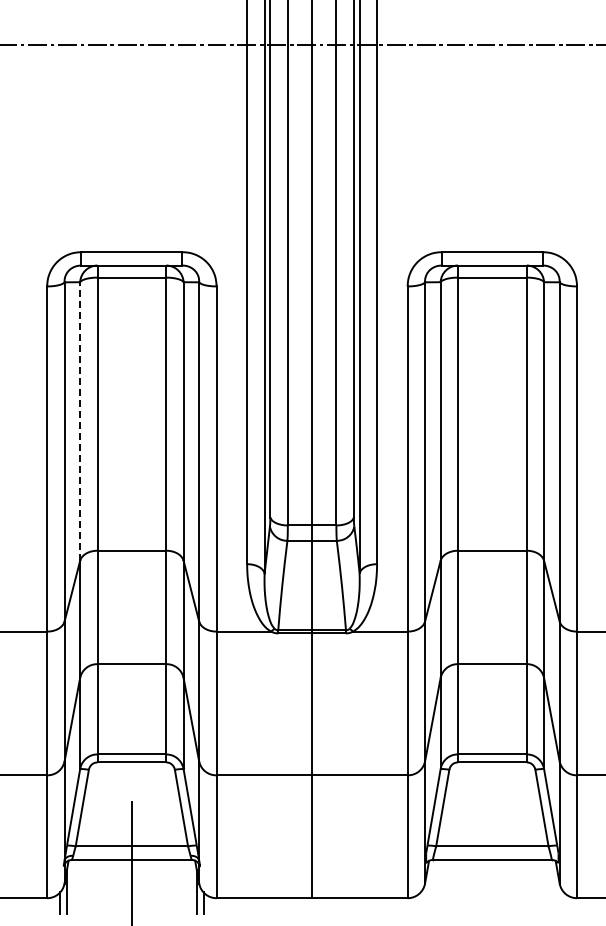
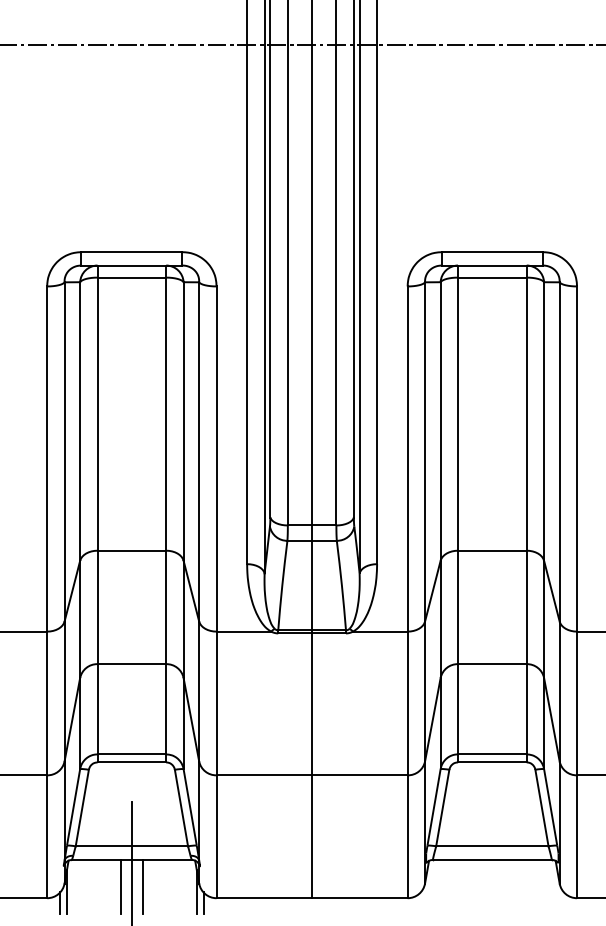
line: dashed -> solid (80, 420)
line: none -> present (120, 886)
line: none -> present (143, 886)
